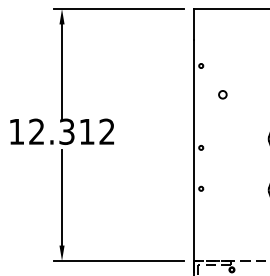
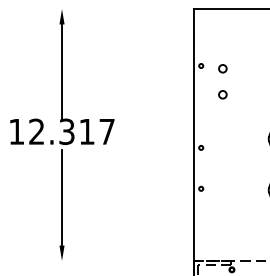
line: present -> none (118, 9)
circle: none -> present (222, 68)
text: 12.312 -> 12.317 (106, 131)
line: present -> none (118, 260)
